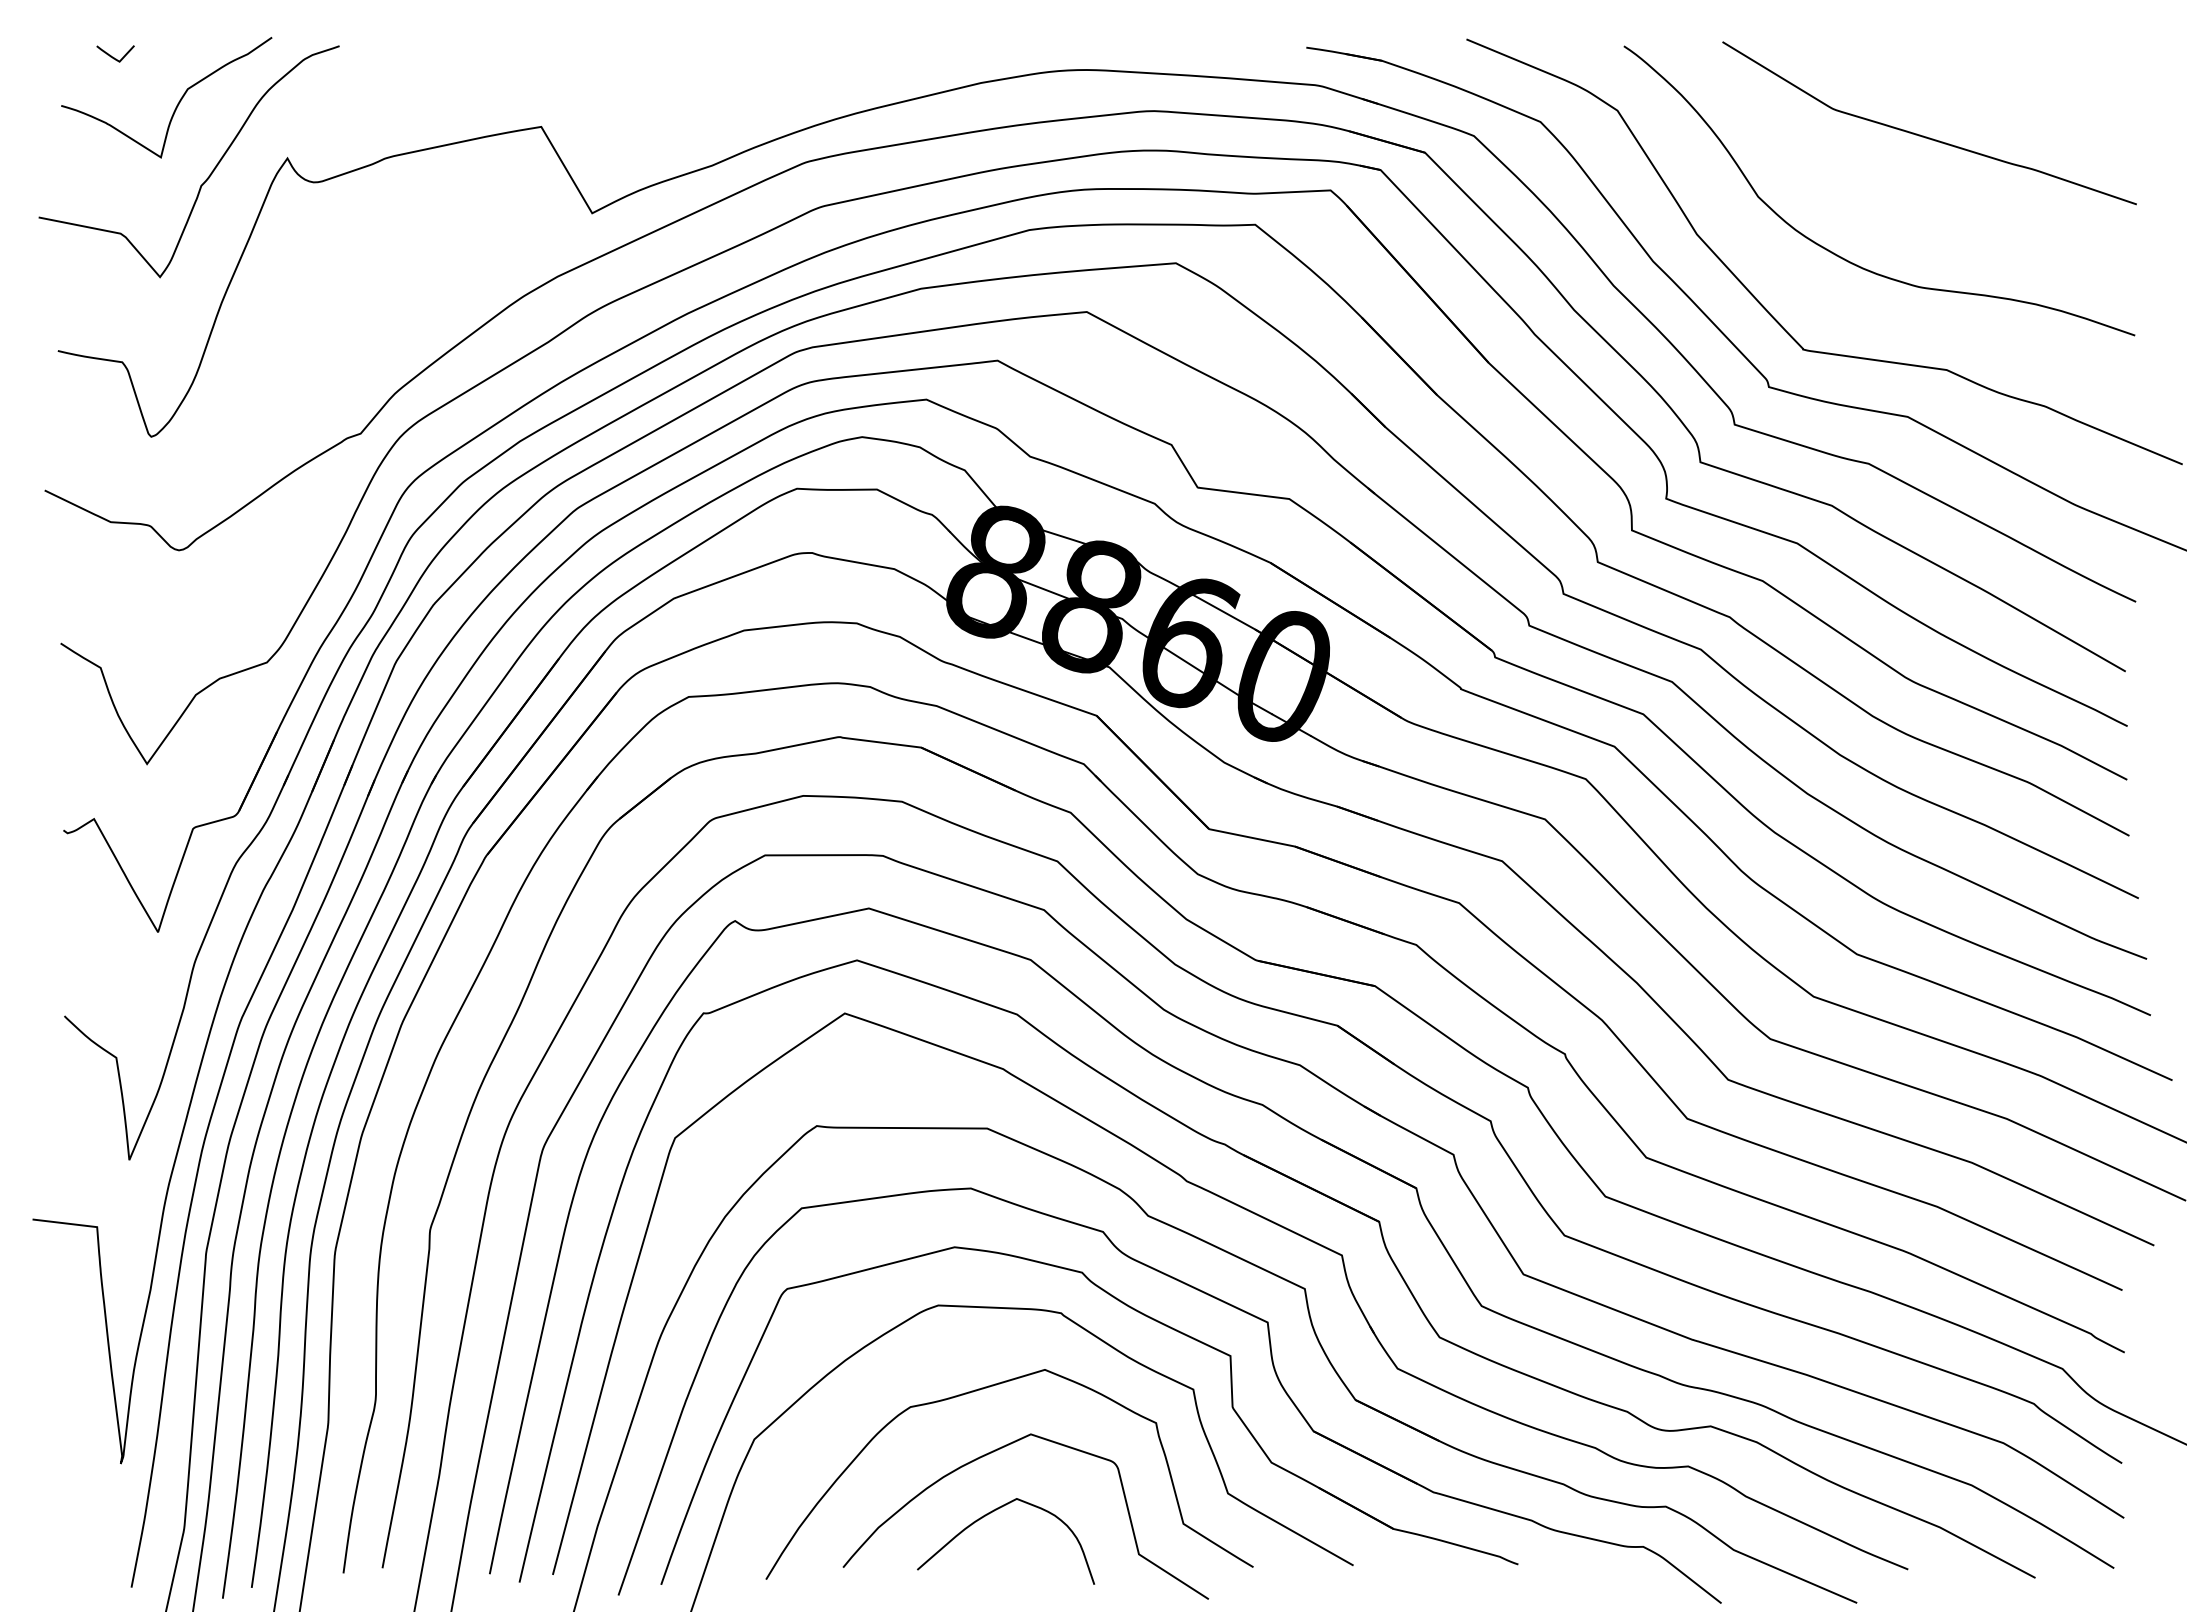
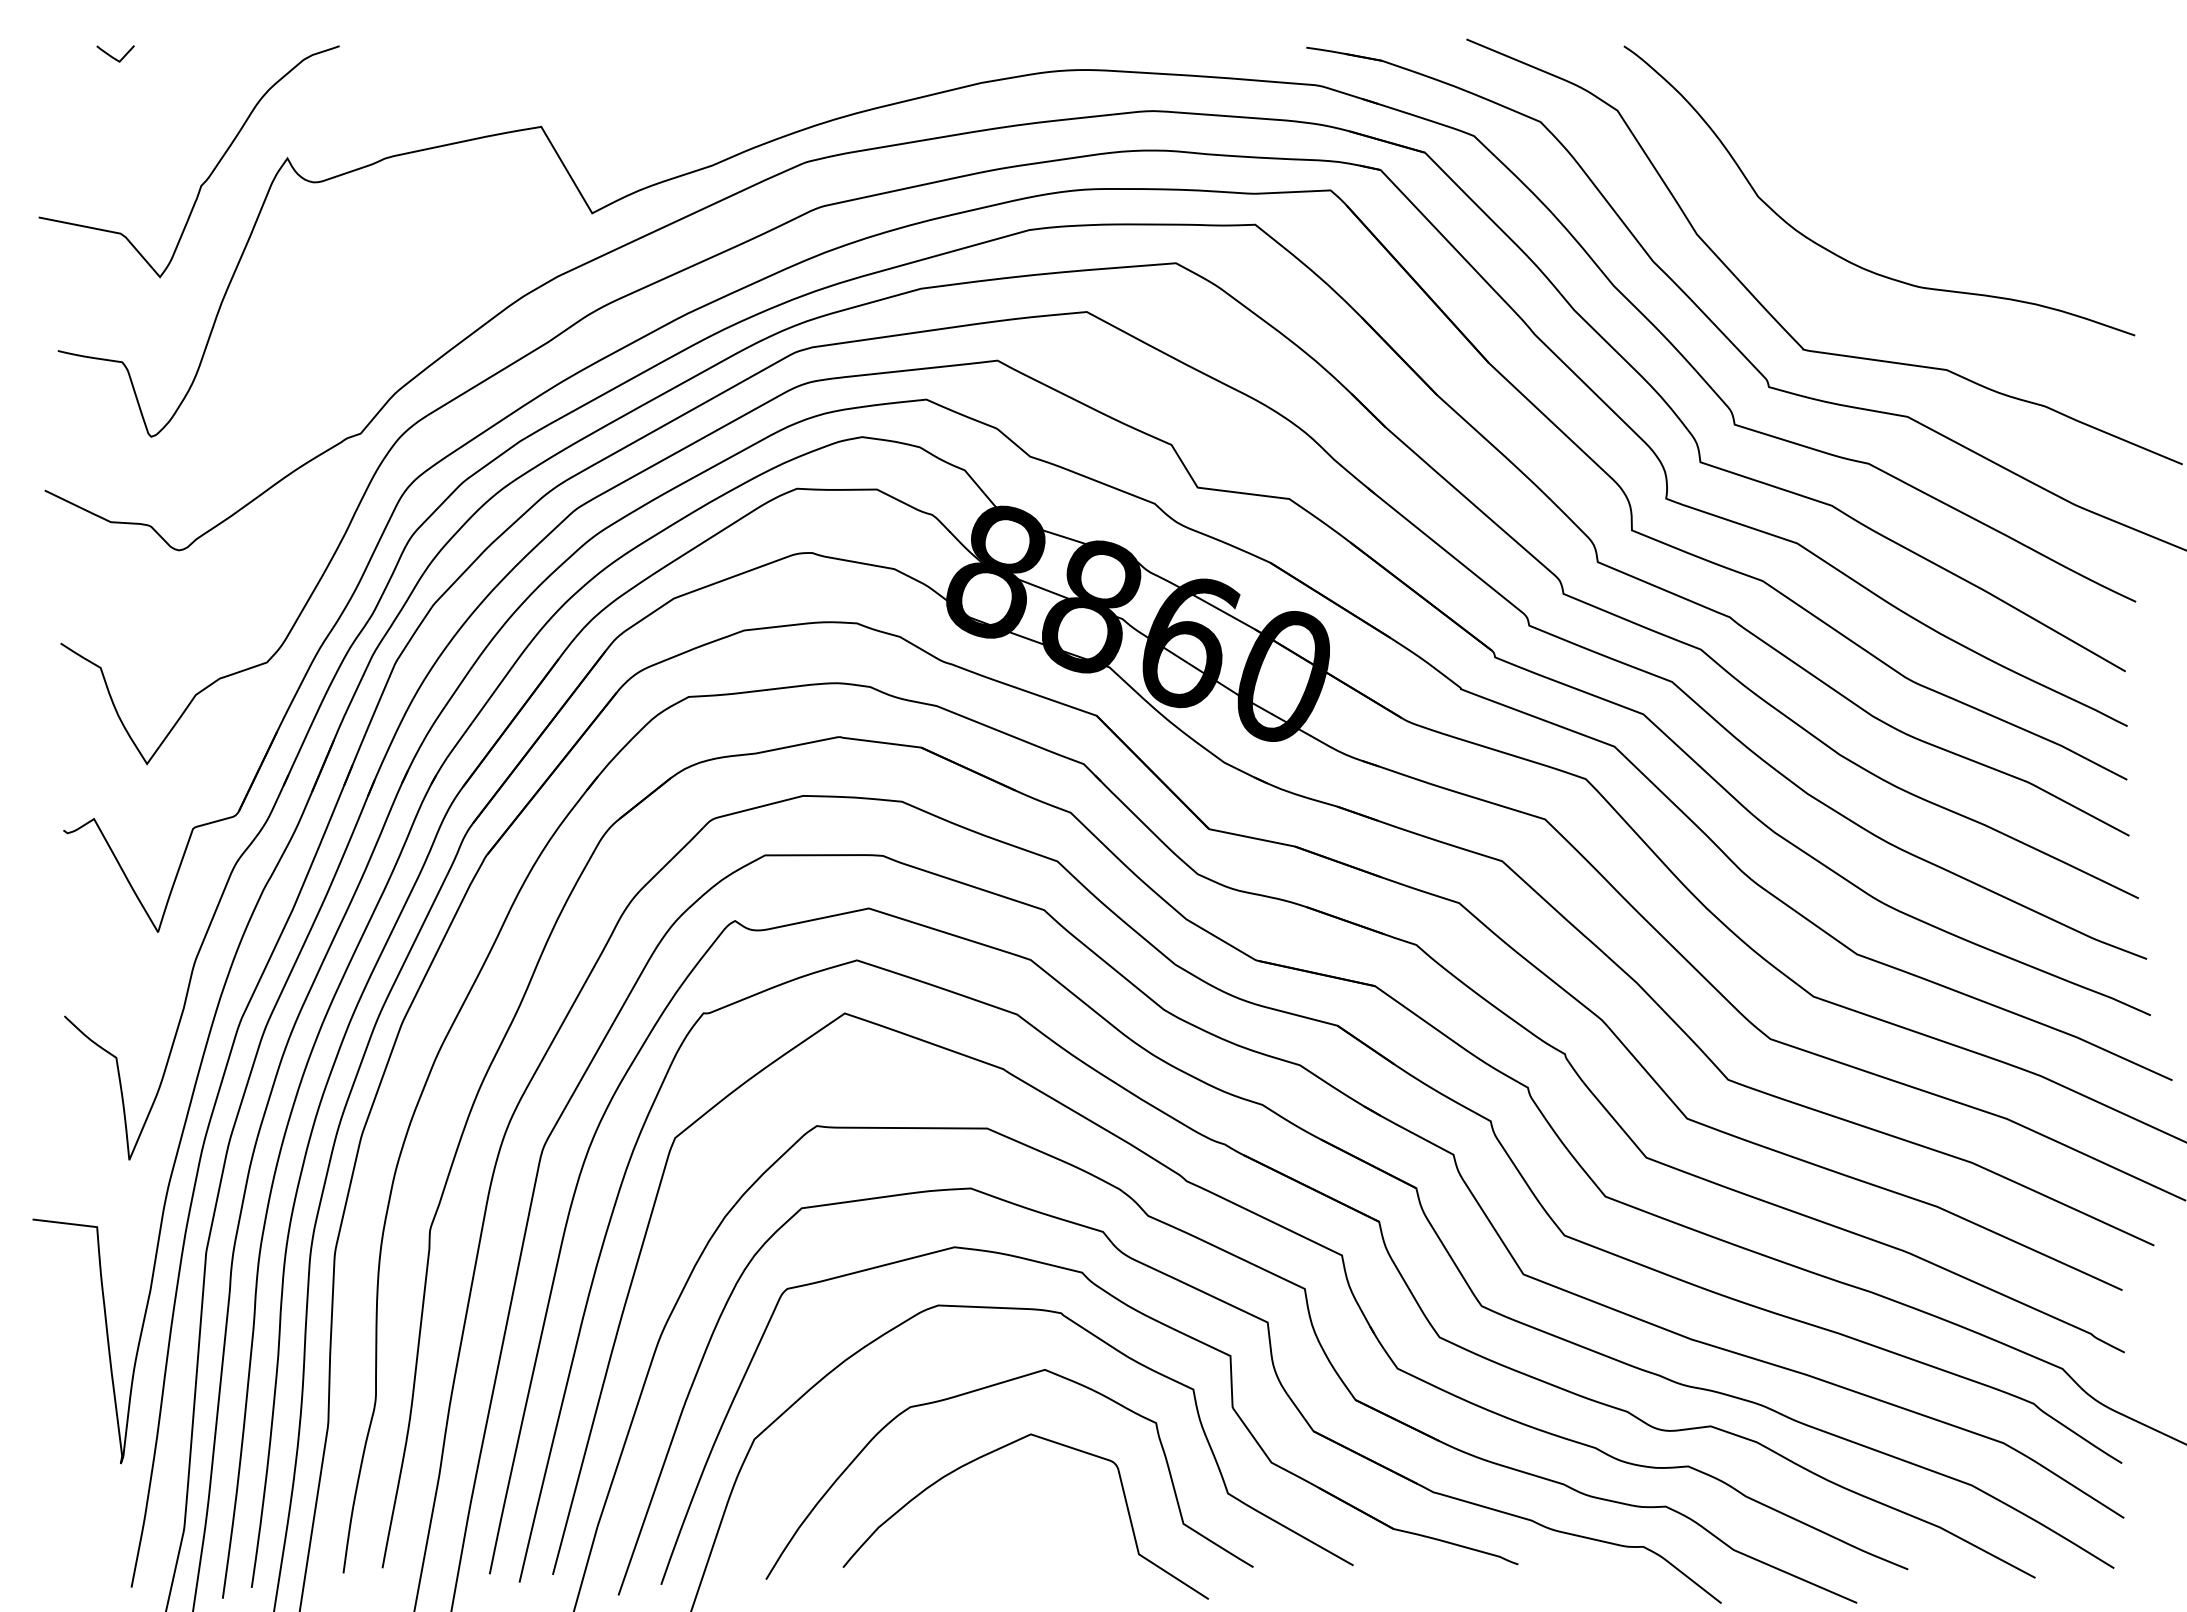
curve: present -> none (177, 103)
curve: present -> none (1926, 136)
curve: present -> none (991, 1513)
